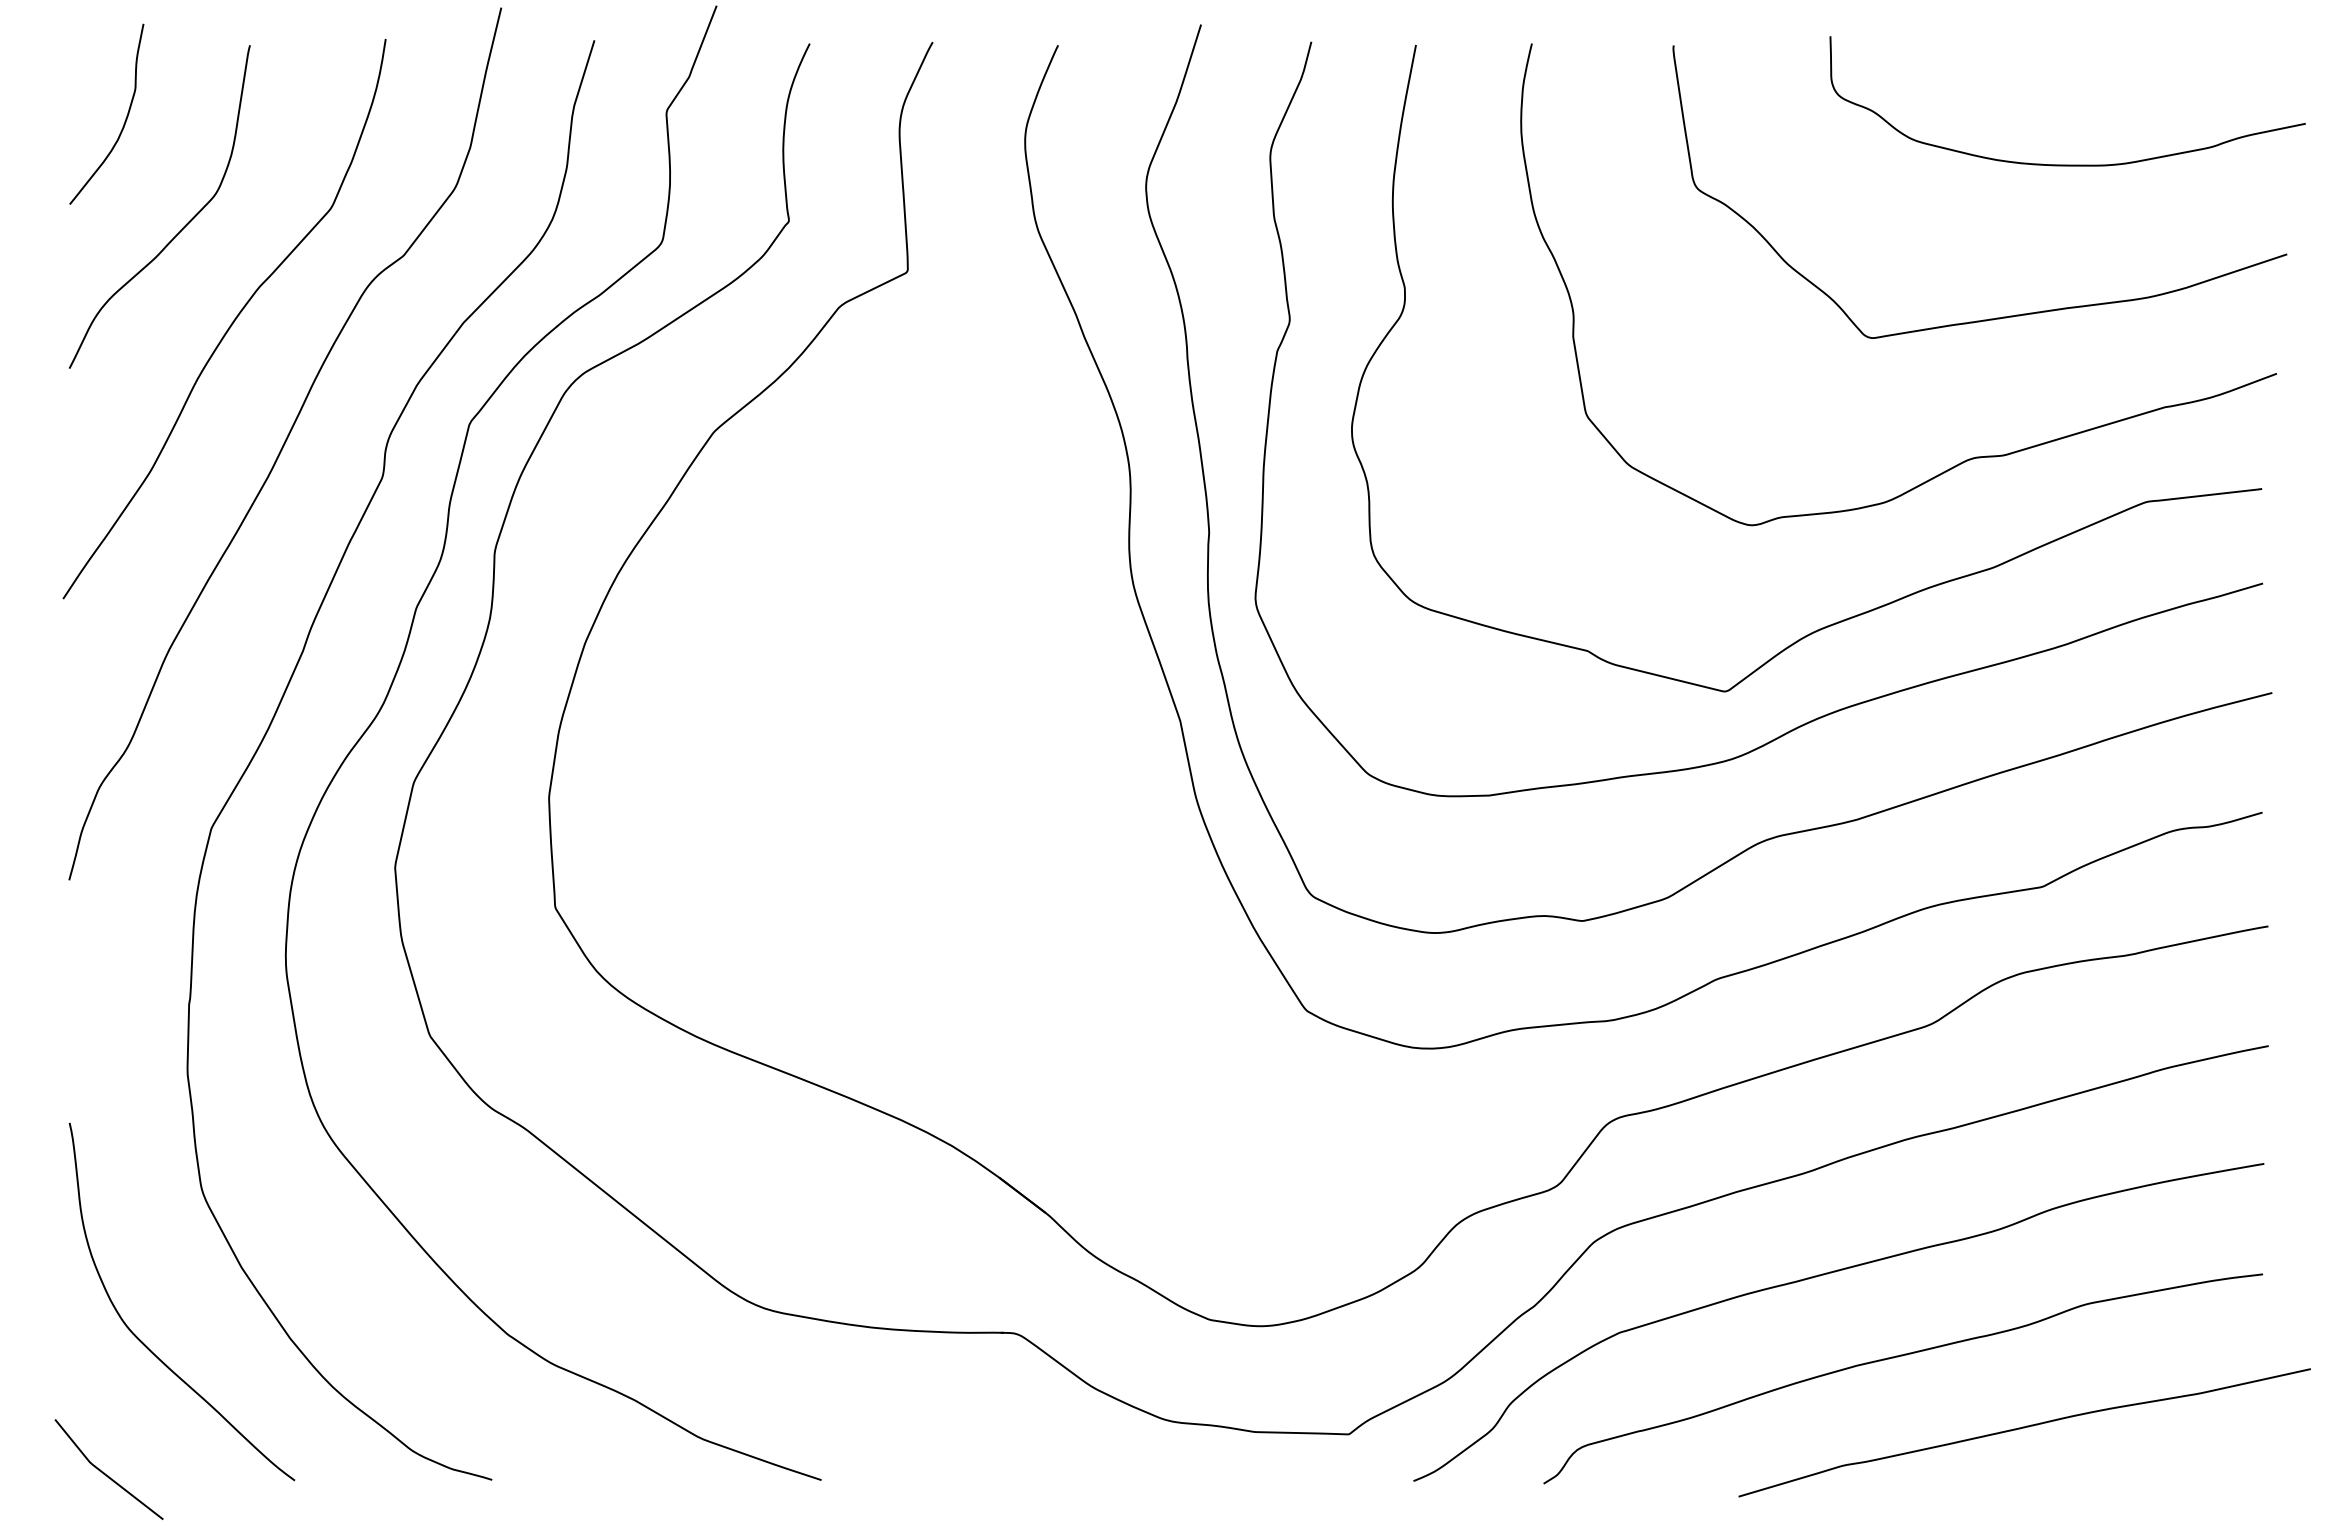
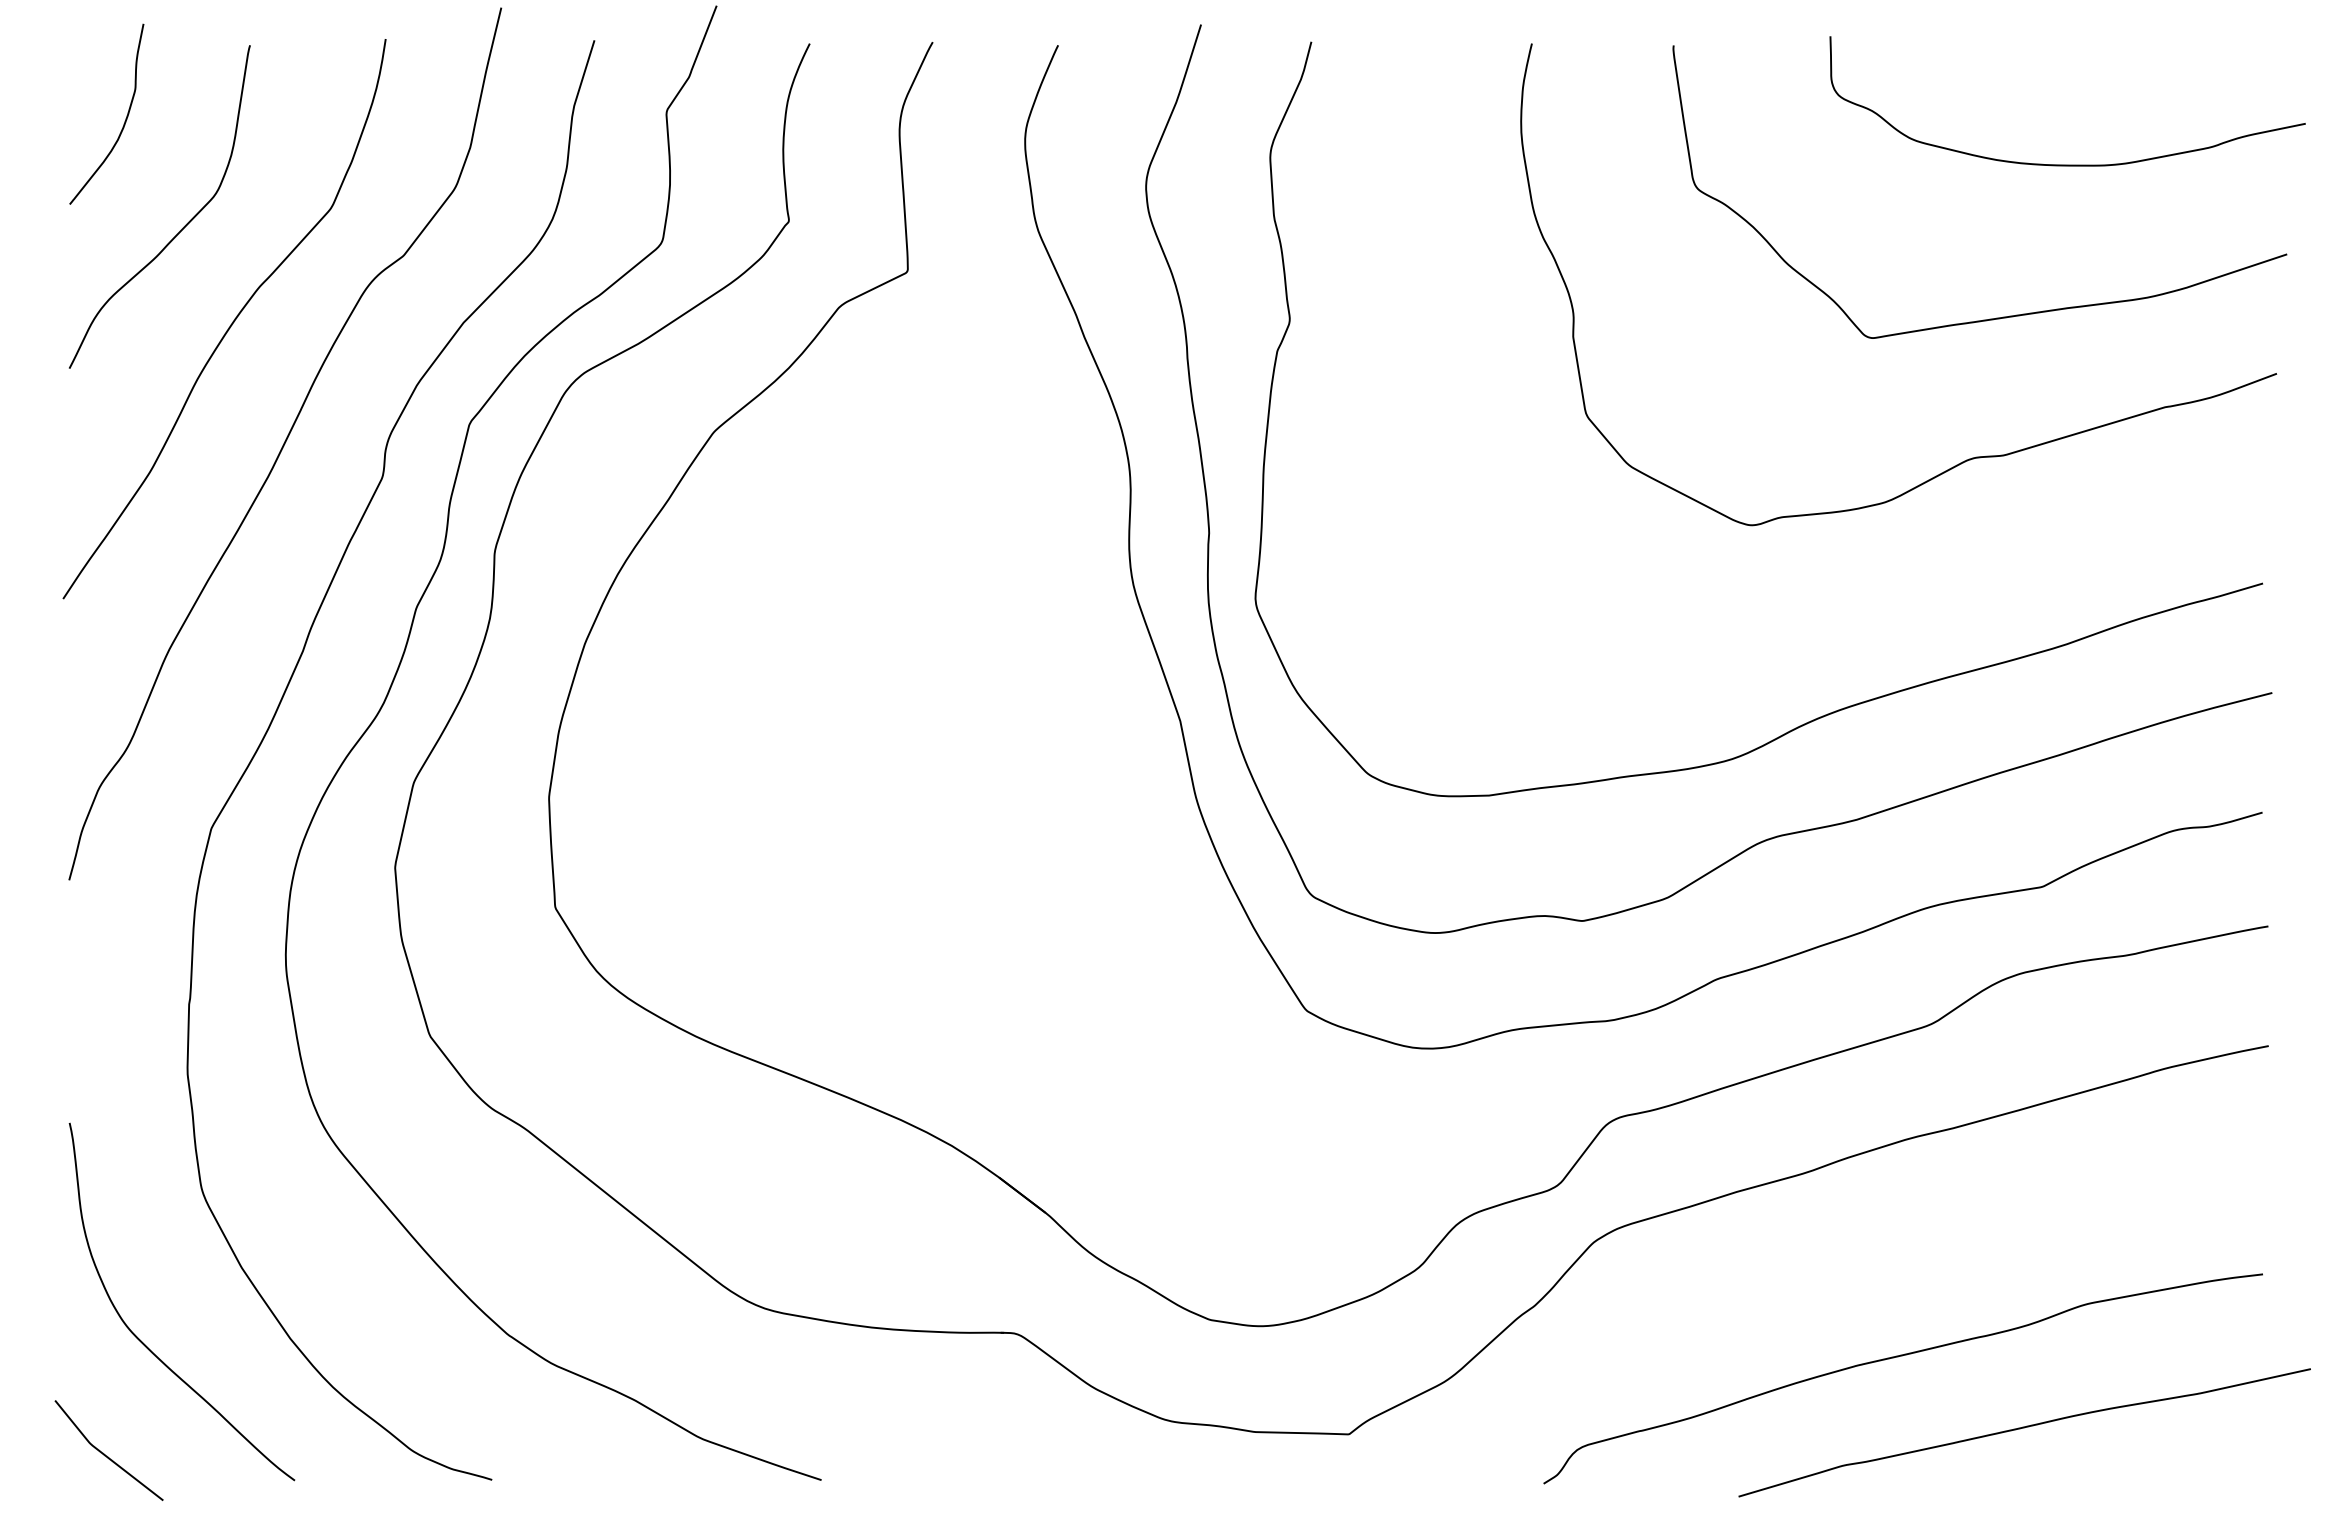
curve: present -> none (1898, 598)
curve: present -> none (1824, 1275)
curve position: (104, 1472) -> (104, 1453) (104, 1453)
